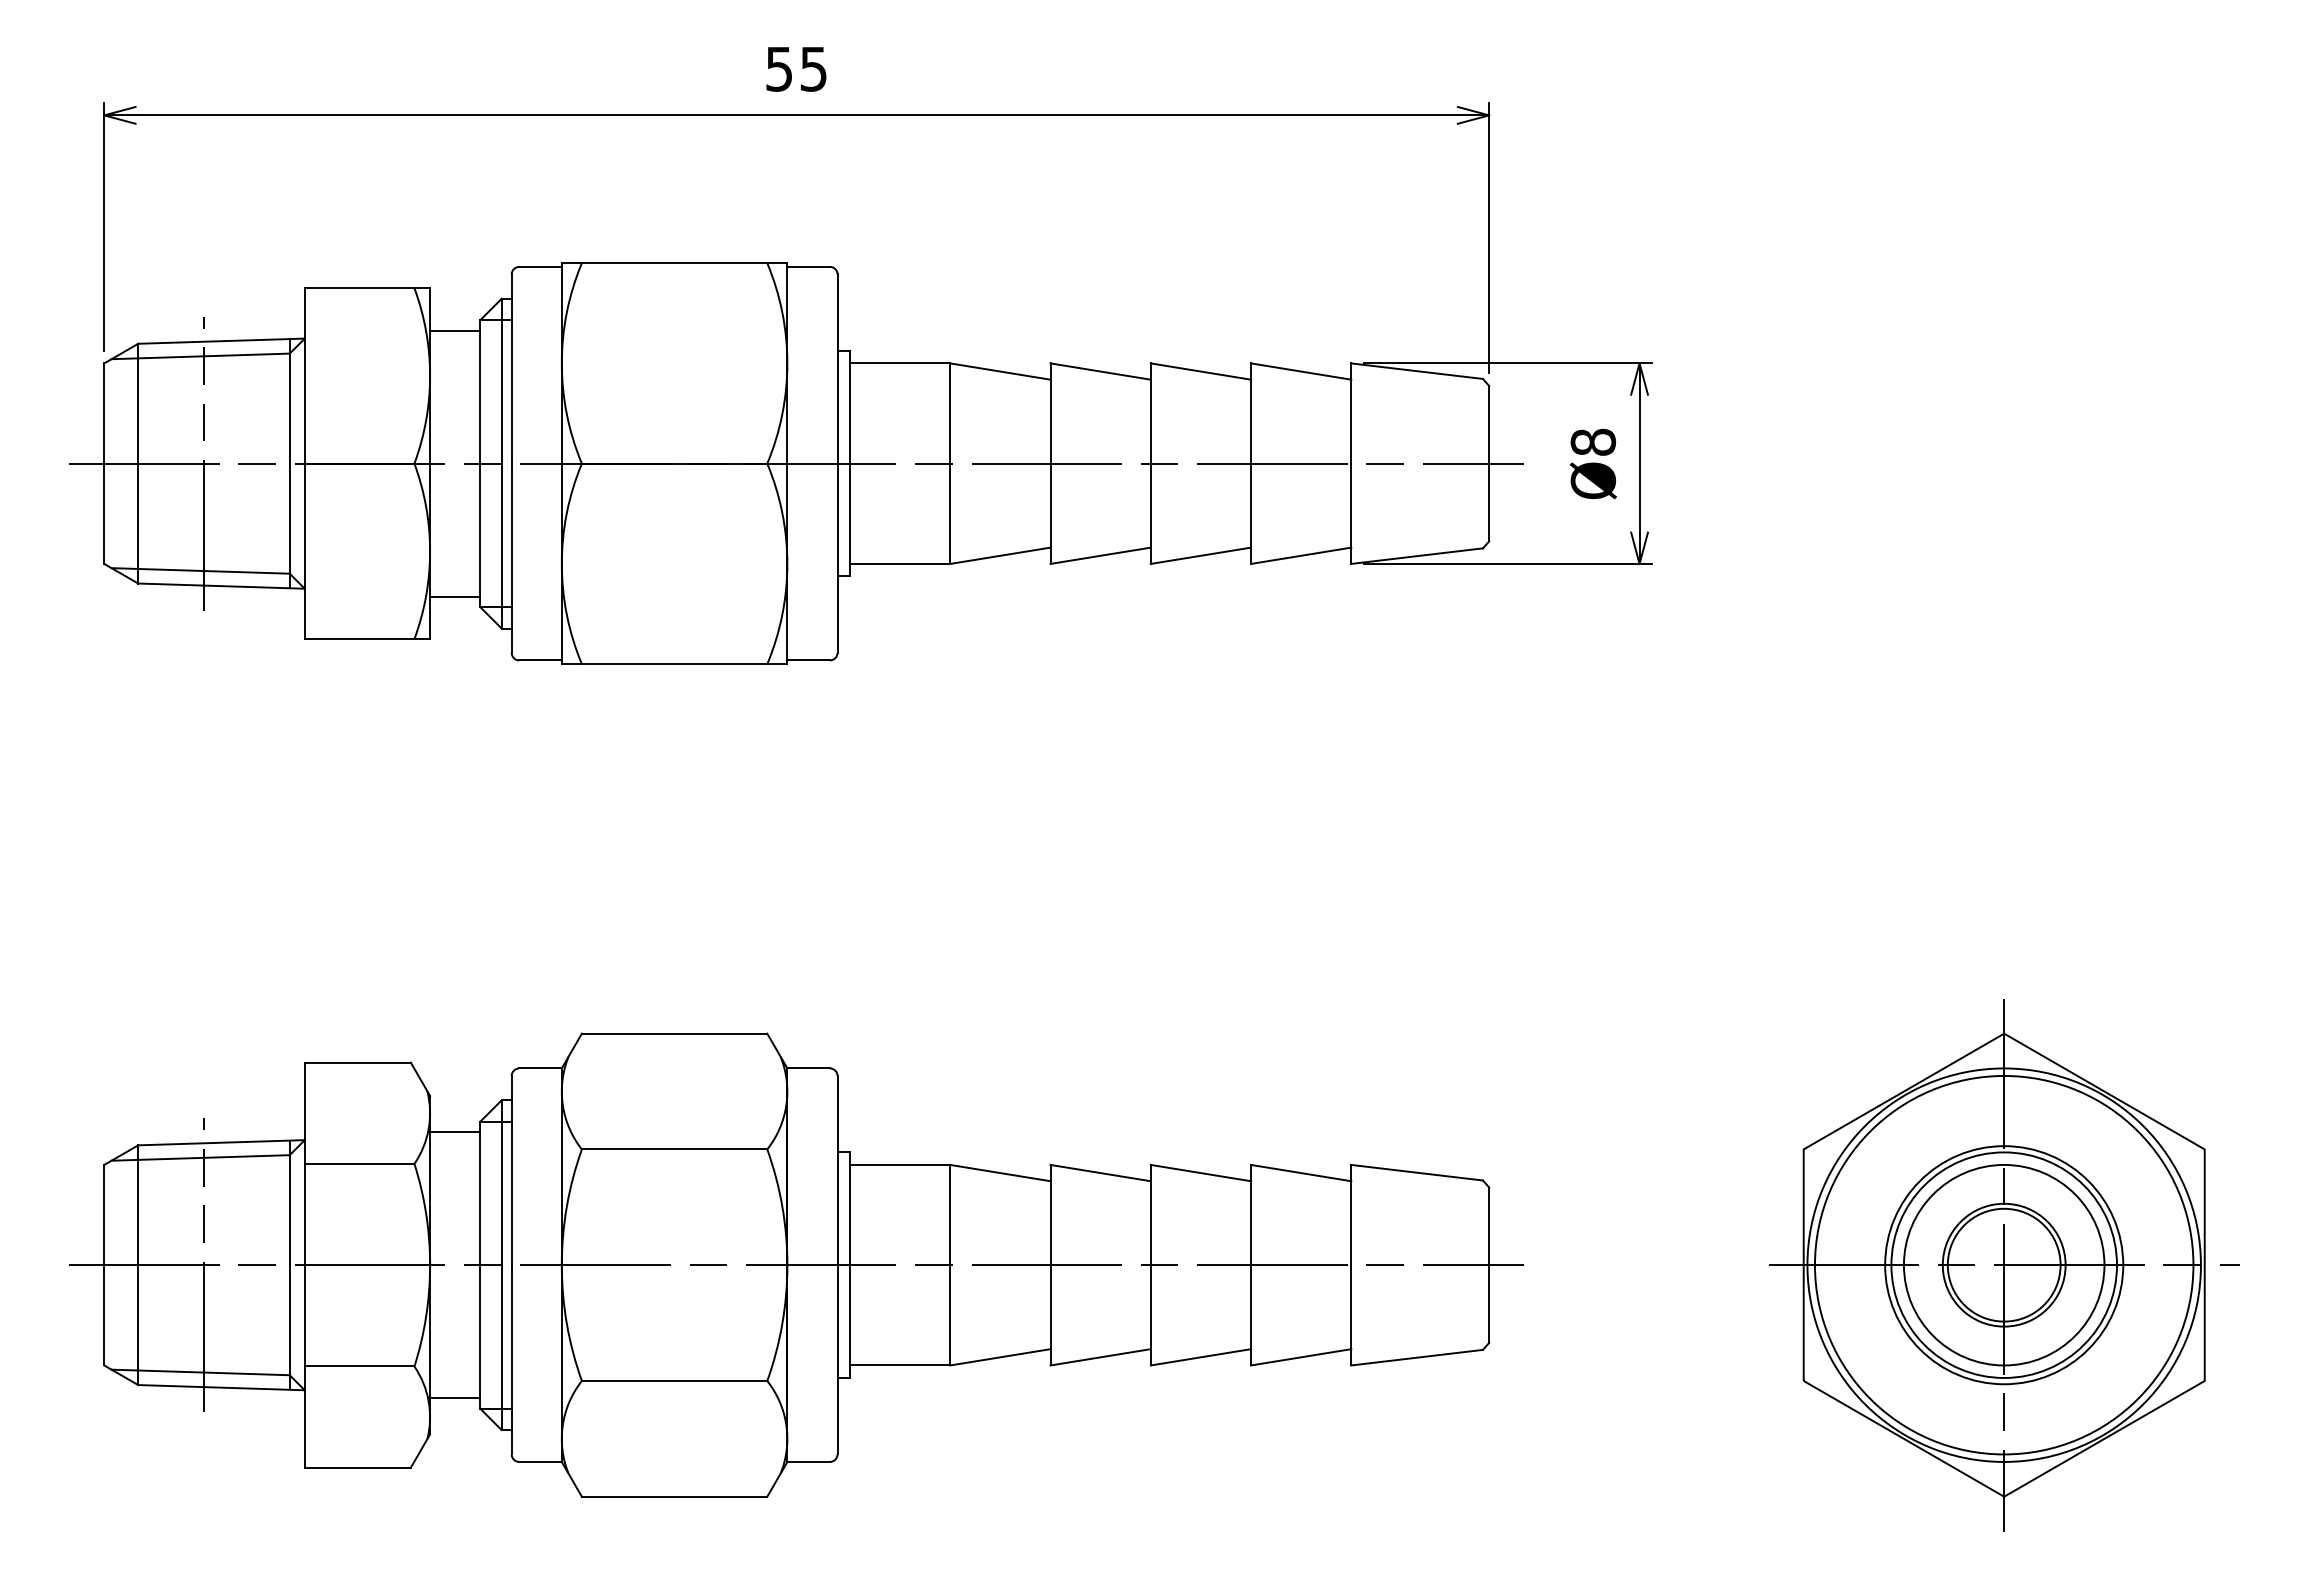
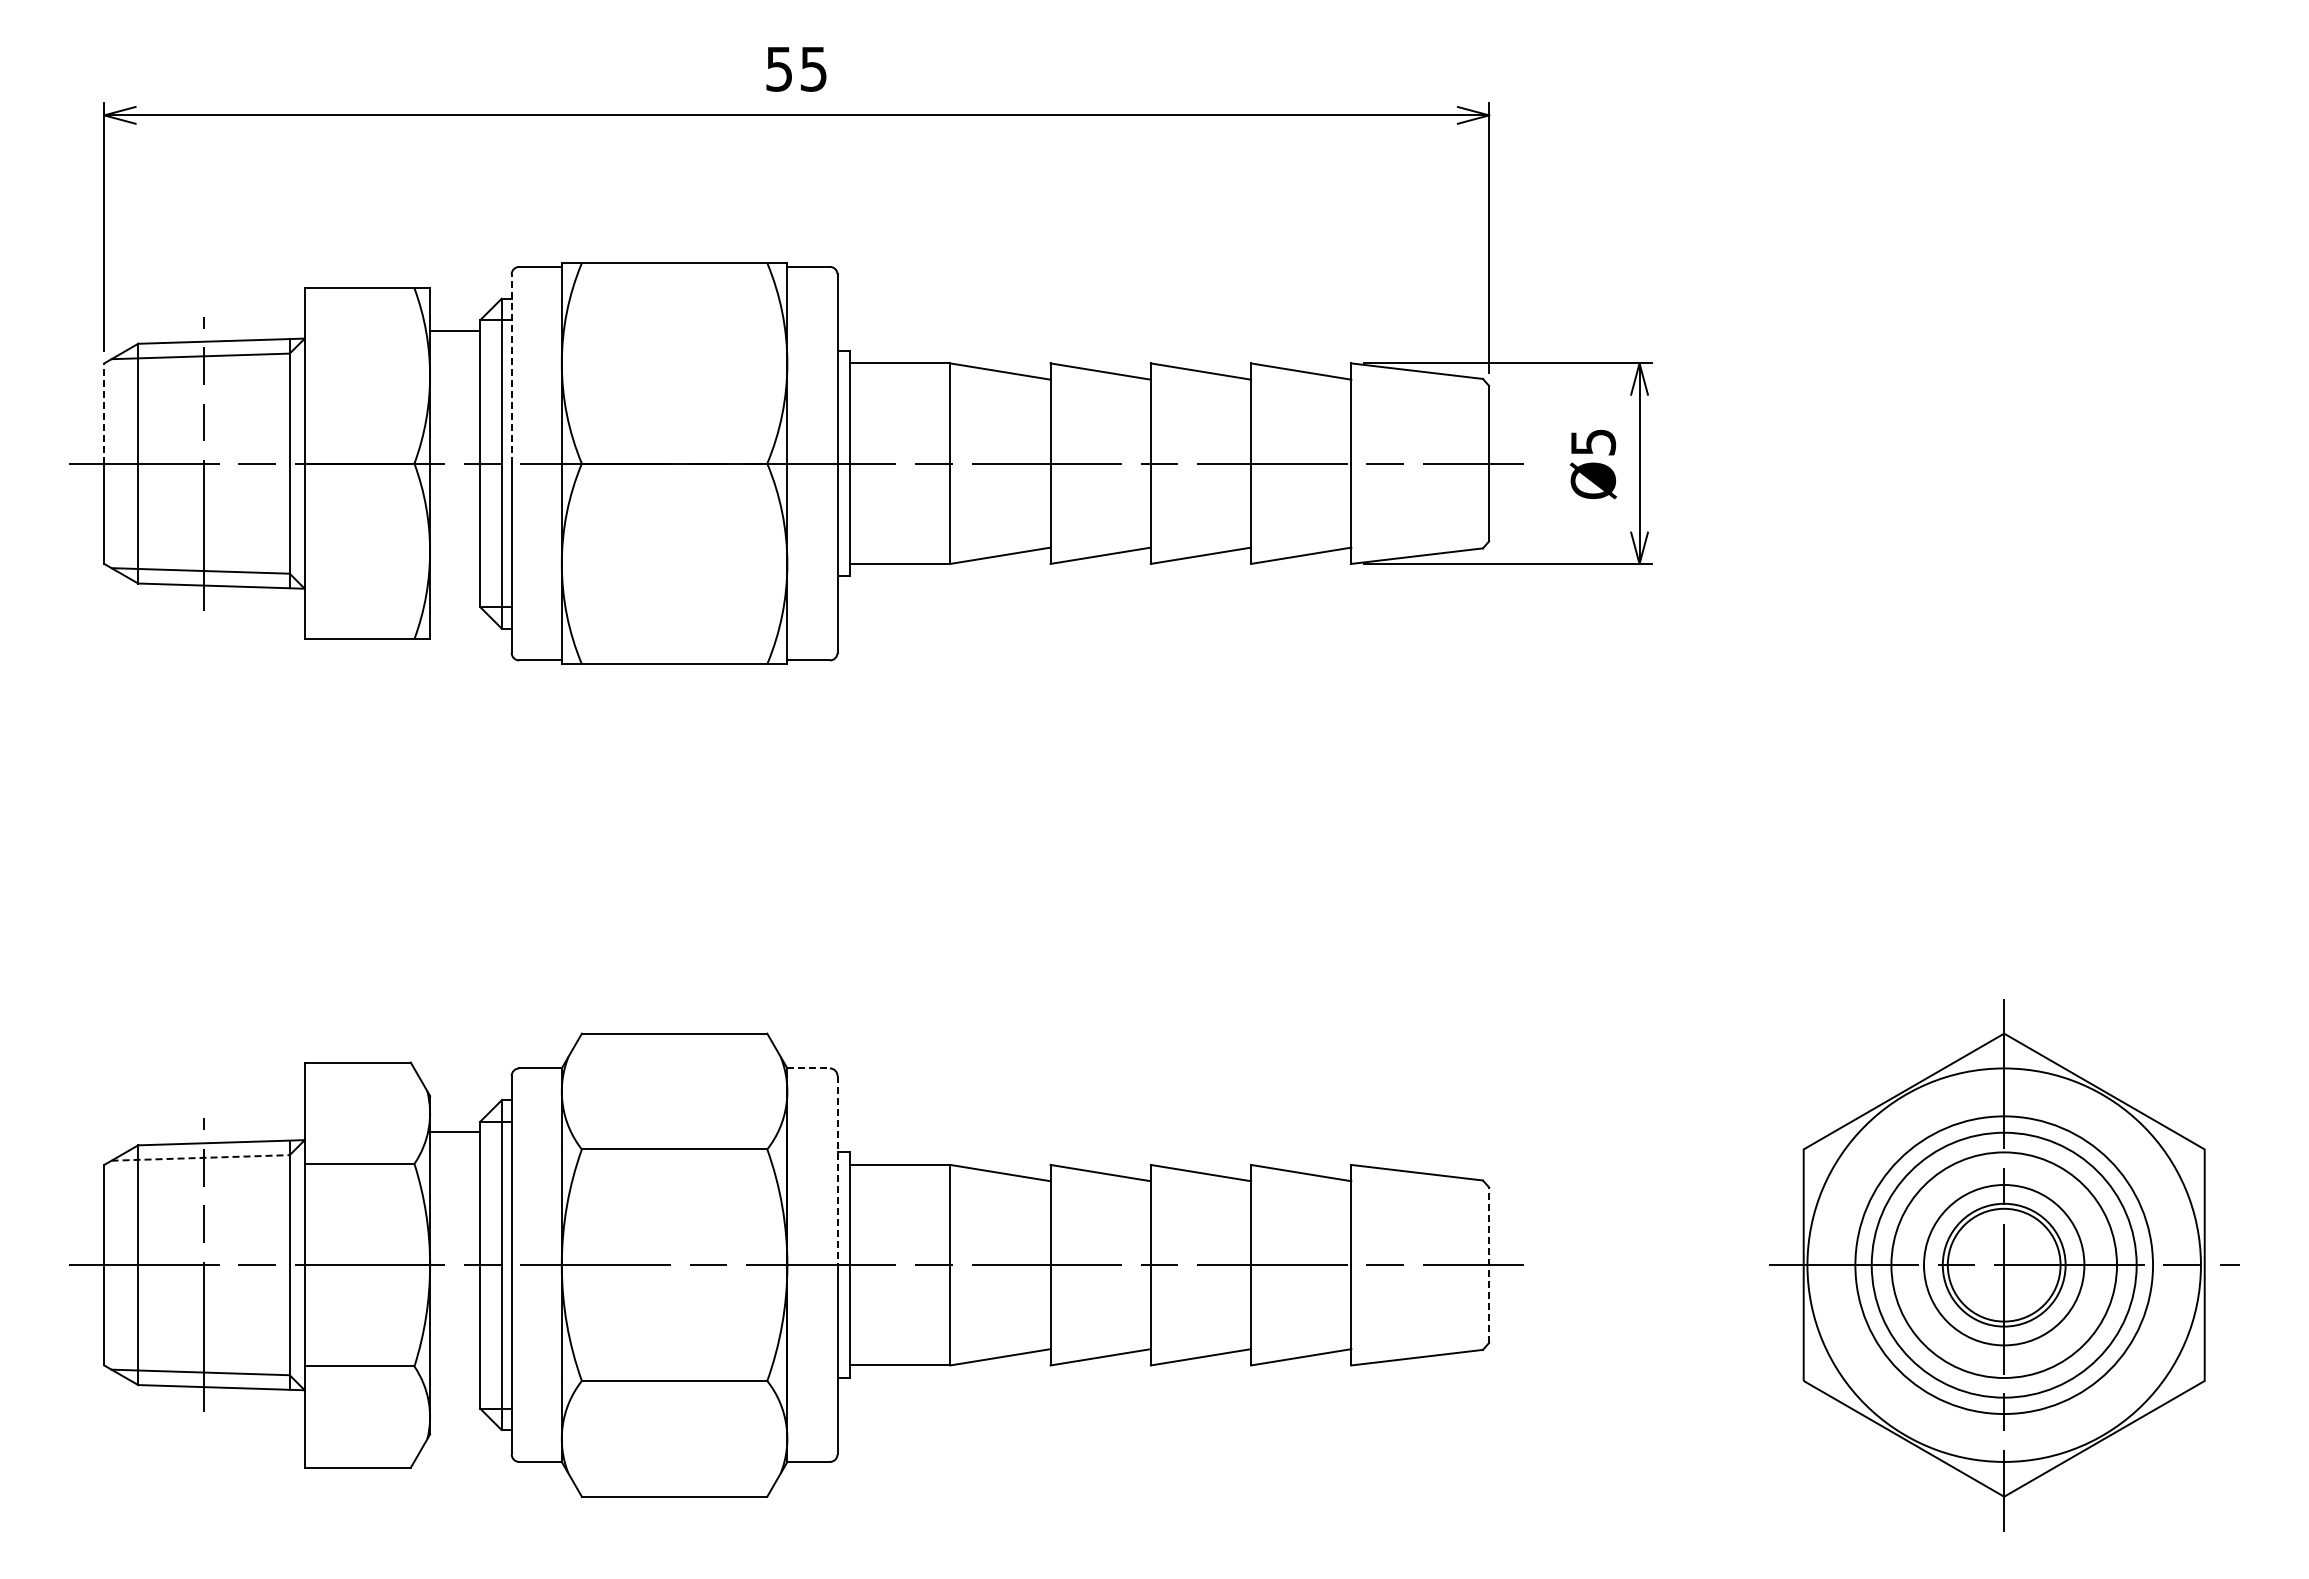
line: solid -> dashed (511, 369)
line: solid -> dashed (104, 413)
text: Ø8 -> Ø5 (1593, 441)
line: present -> none (455, 596)
line: solid -> dashed (809, 1068)
line: solid -> dashed (201, 1157)
line: solid -> dashed (837, 1170)
circle diameter: 201 px -> 160 px (2004, 1265)
circle diameter: 378 px -> 265 px (2003, 1264)
line: solid -> dashed (1489, 1265)
circle diameter: 238 px -> 298 px (2004, 1265)
line: present -> none (455, 1398)
